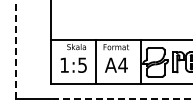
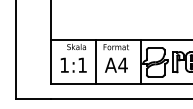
line: dashed -> solid (16, 49)
text: 1:5 -> 1:1 (82, 64)
line: dashed -> solid (121, 99)
